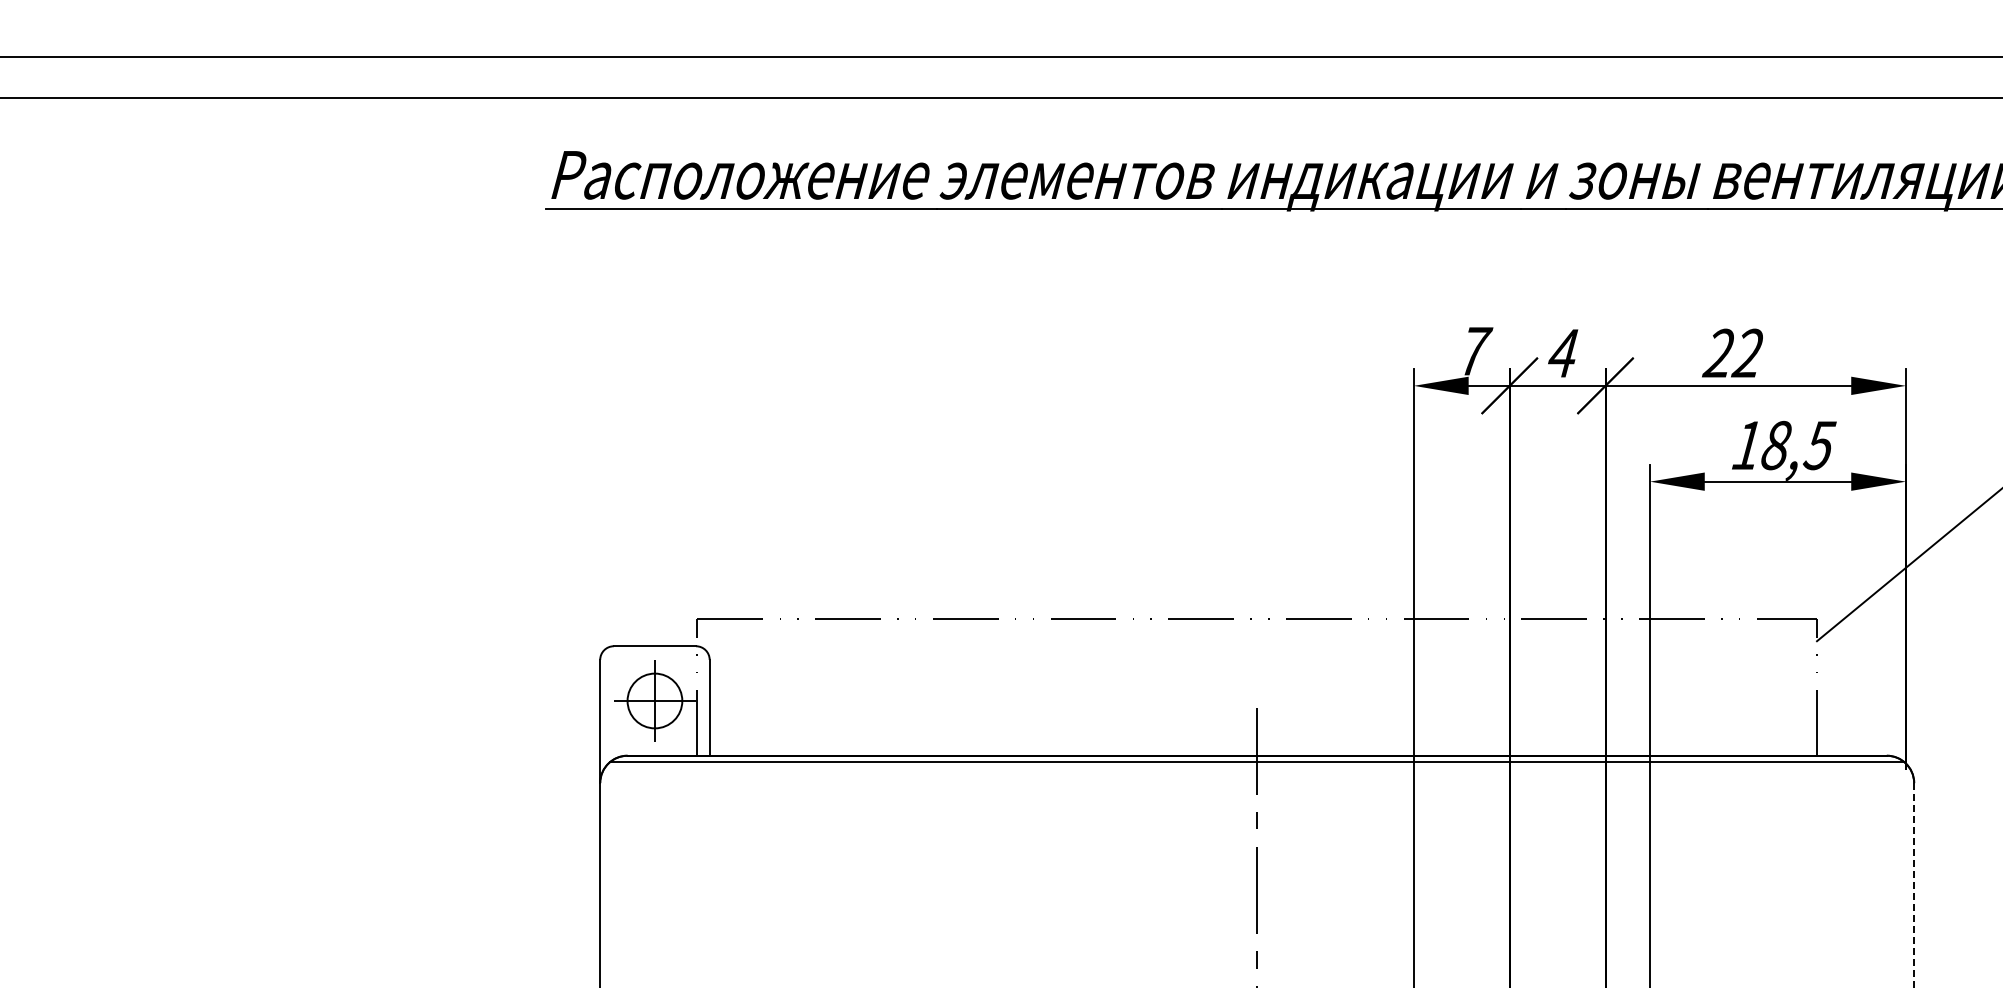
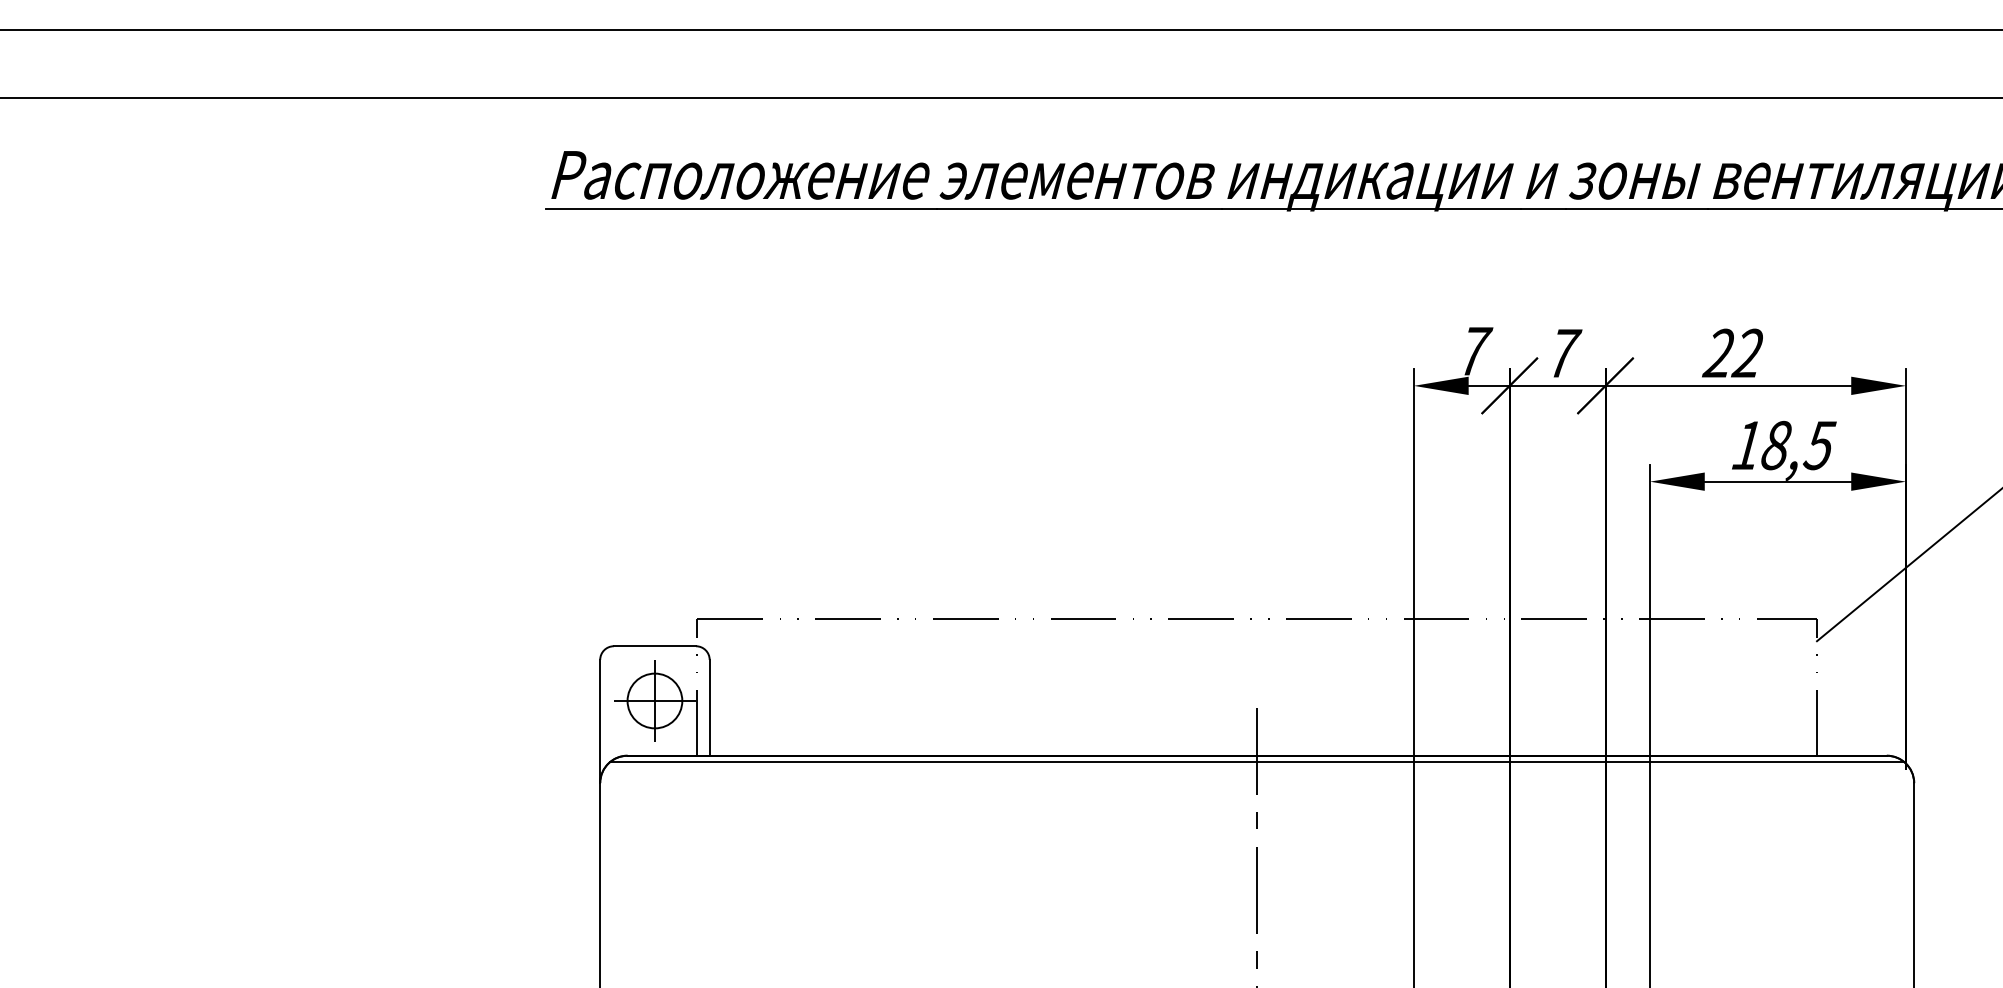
line position: (1000, 56) -> (1000, 29) (1000, 29)
text: 4 -> 7 (1565, 353)
line: dashed -> solid (1914, 885)
